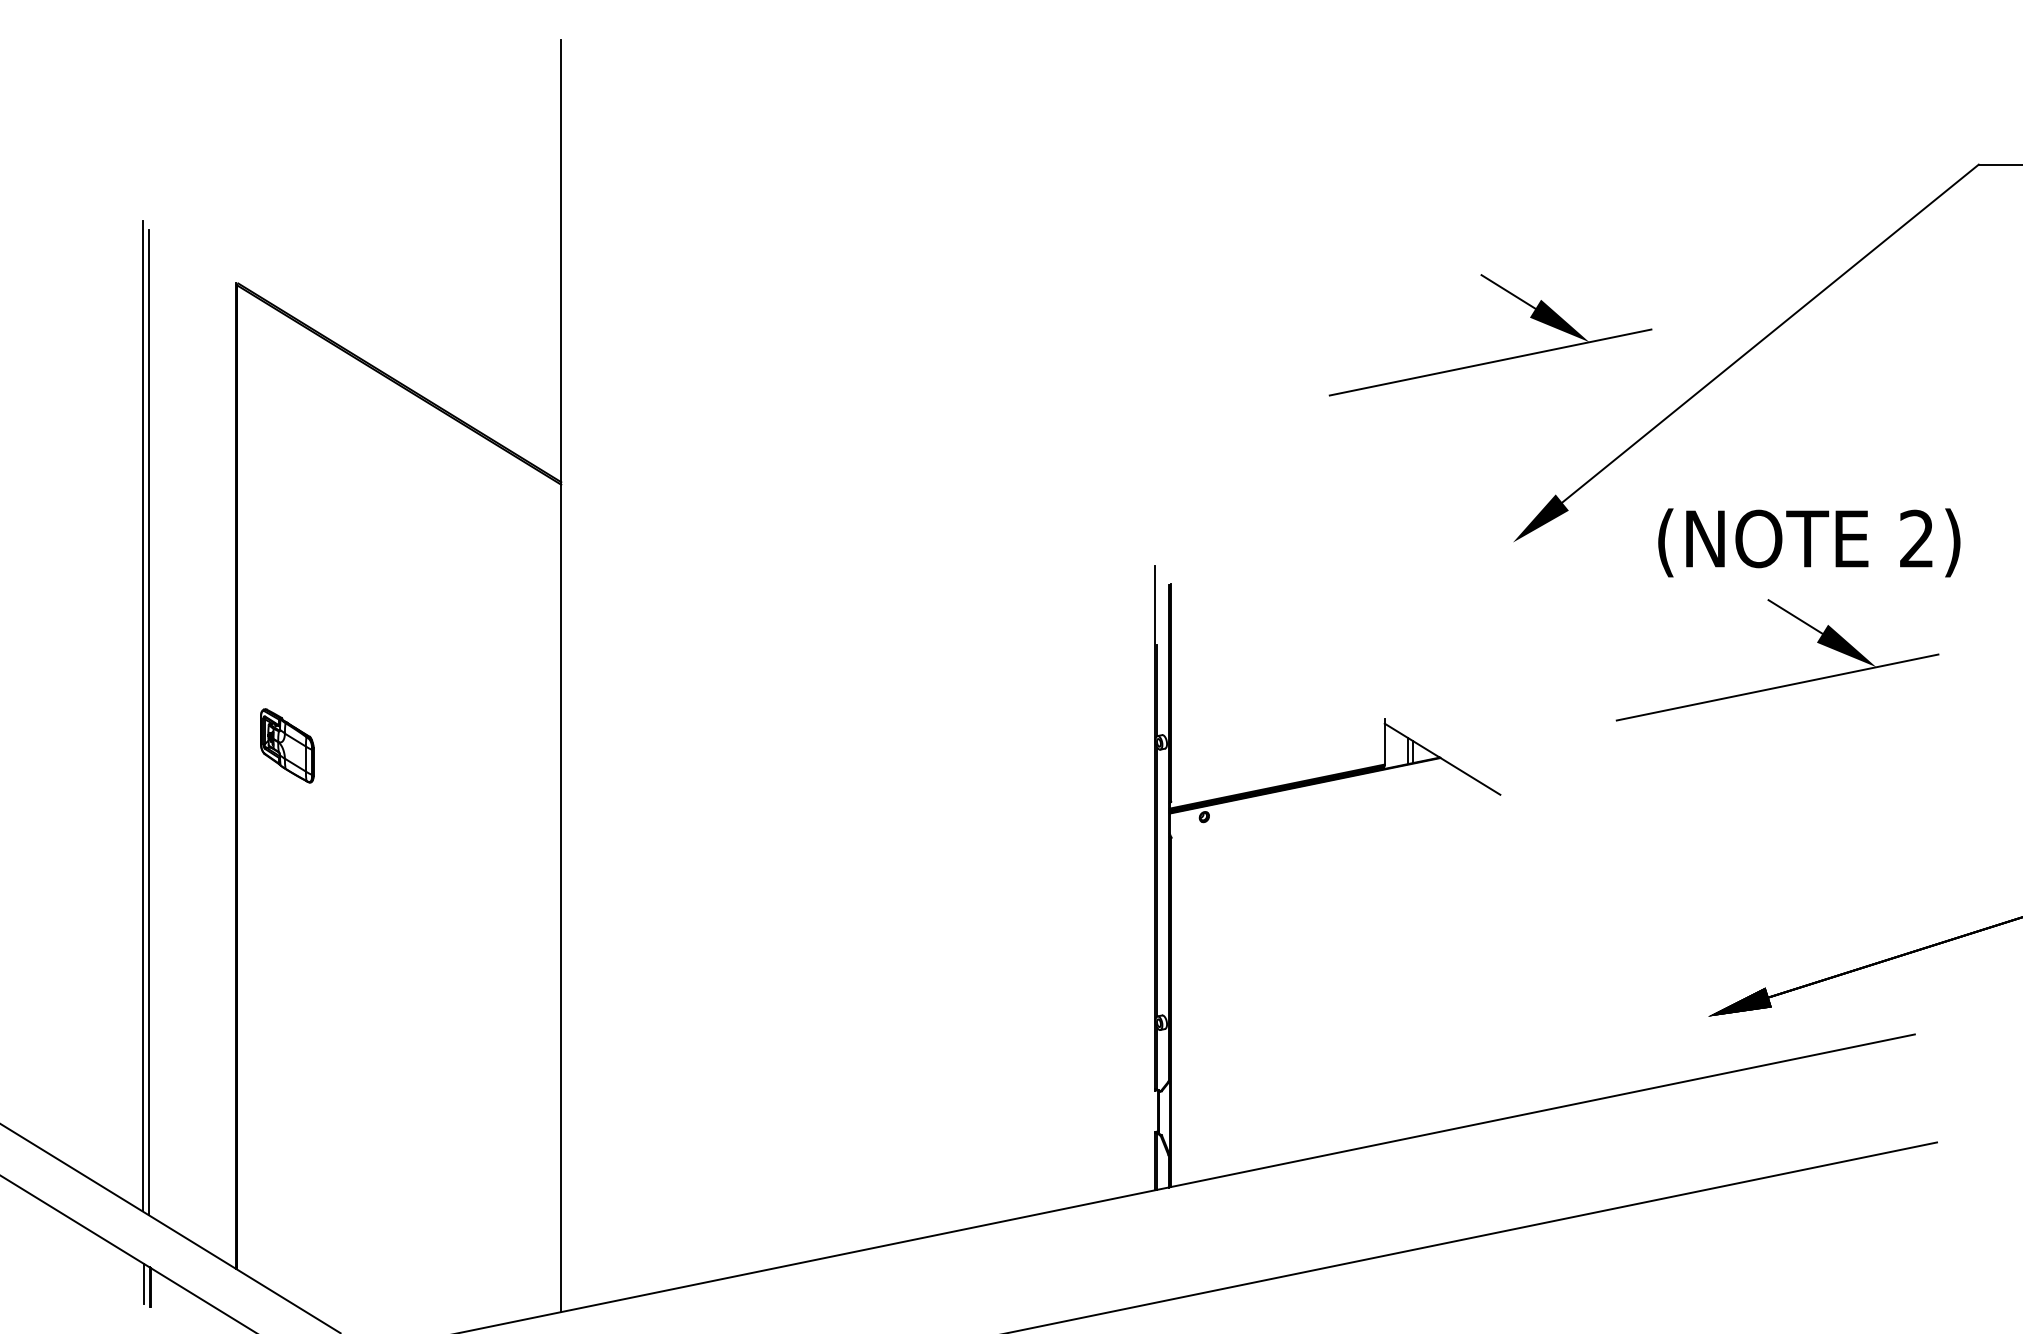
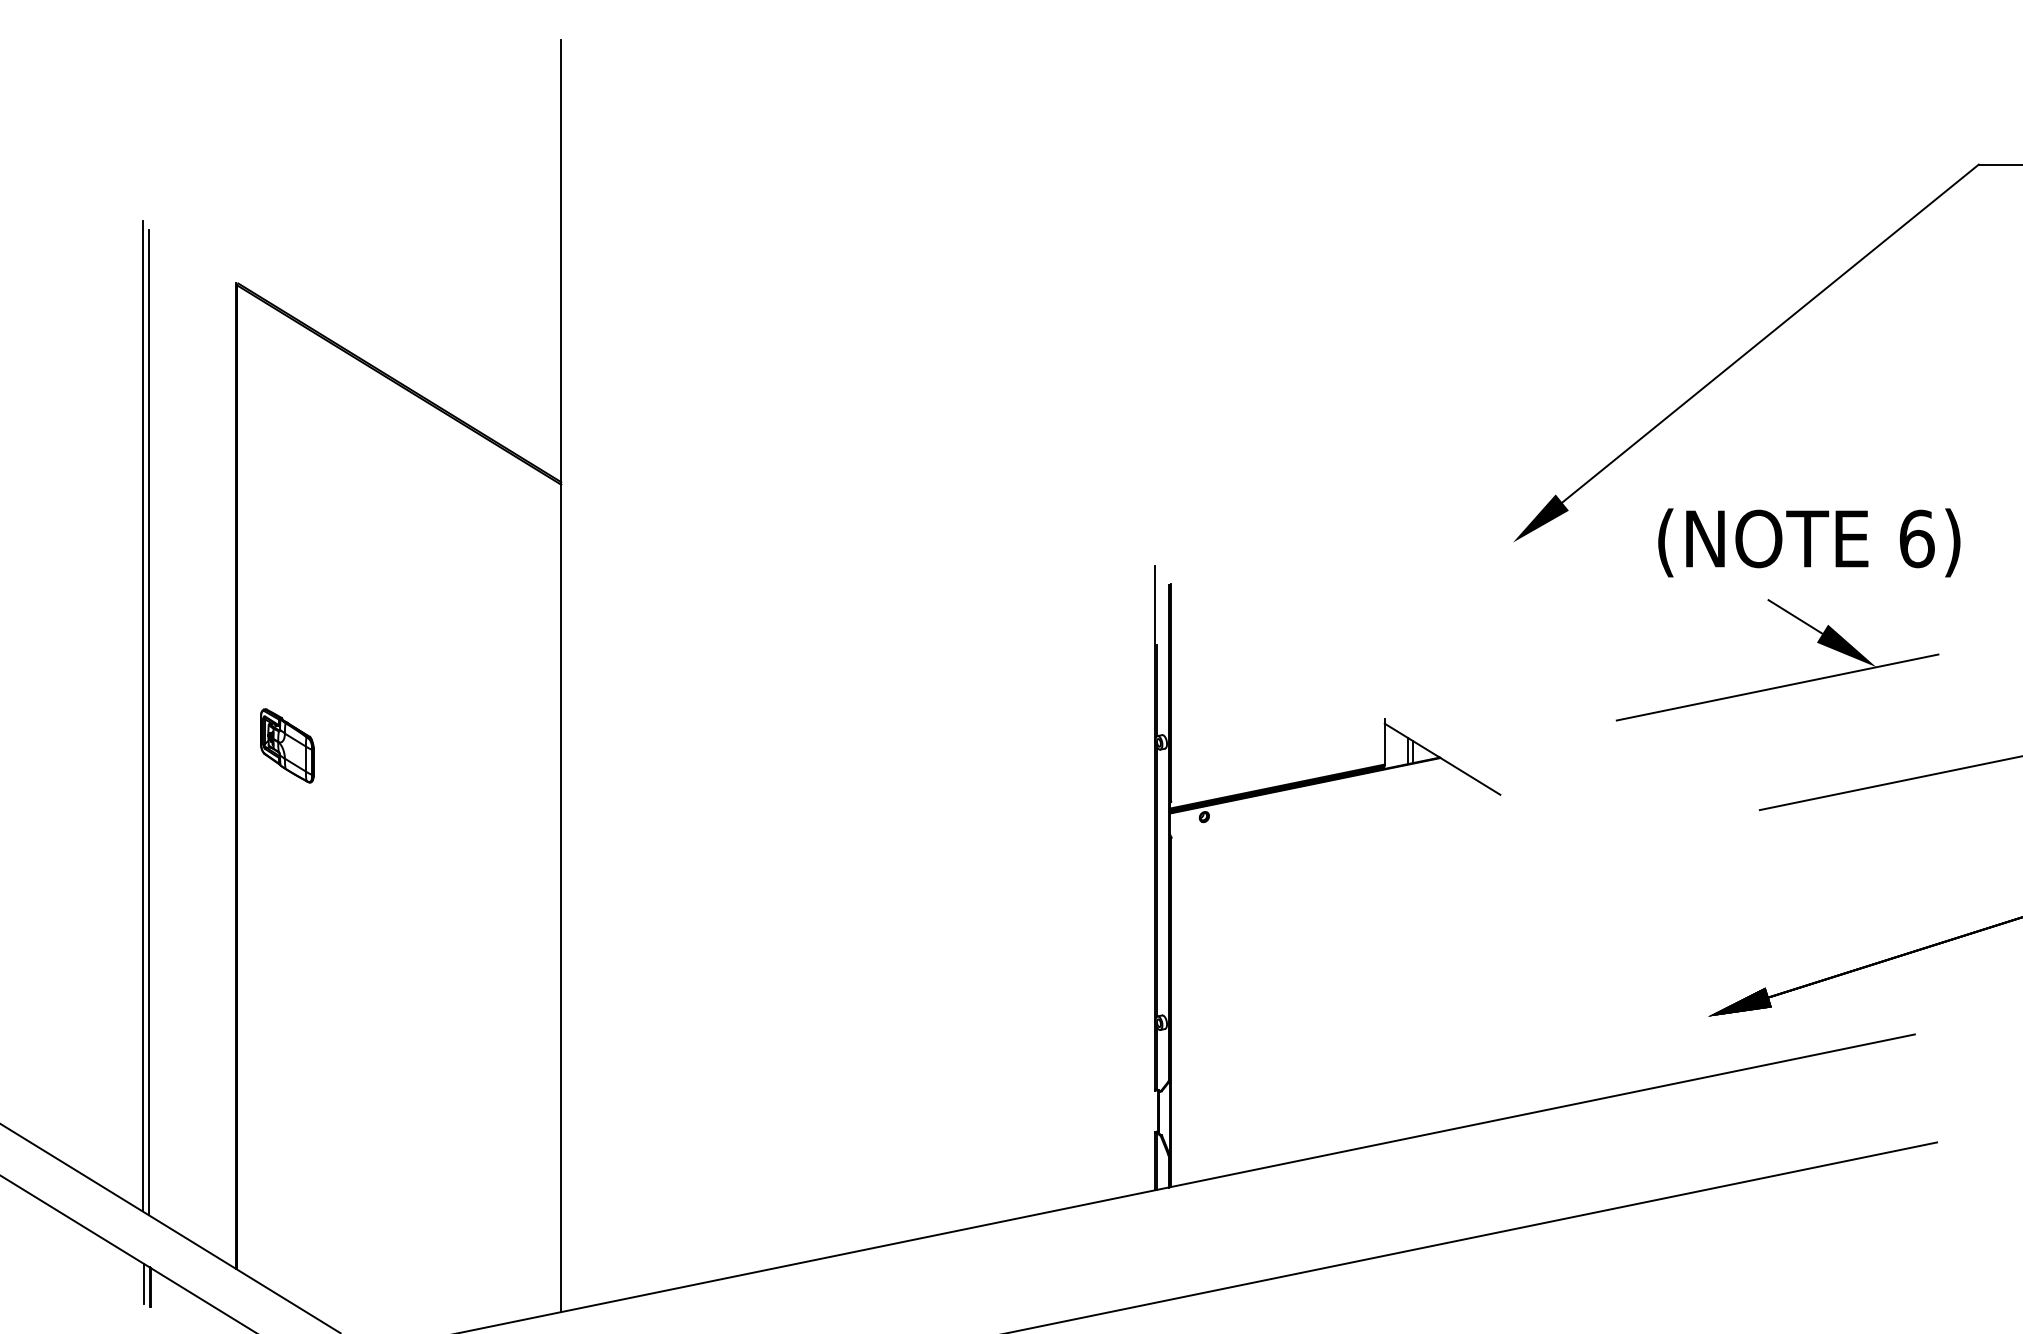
part: present -> none (1494, 360)
text: 2) -> 6) (1916, 538)
line: none -> present (1889, 783)
